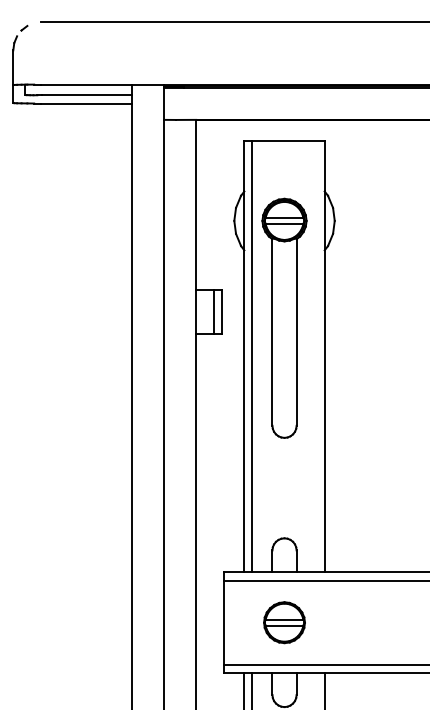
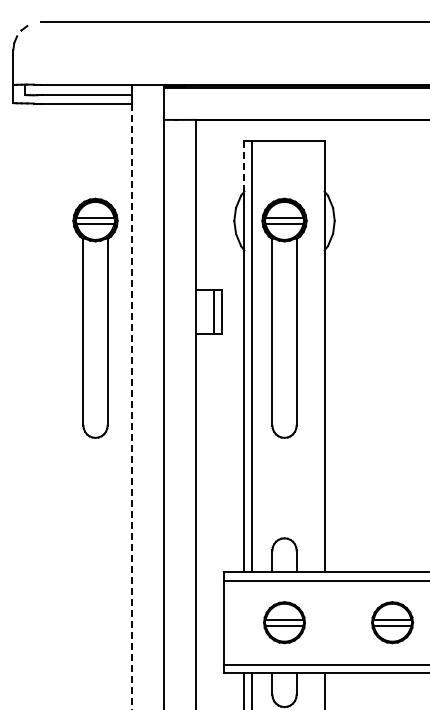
line: solid -> dashed (244, 166)
part: none -> present (95, 317)
line: solid -> dashed (131, 406)
part: none -> present (392, 622)
